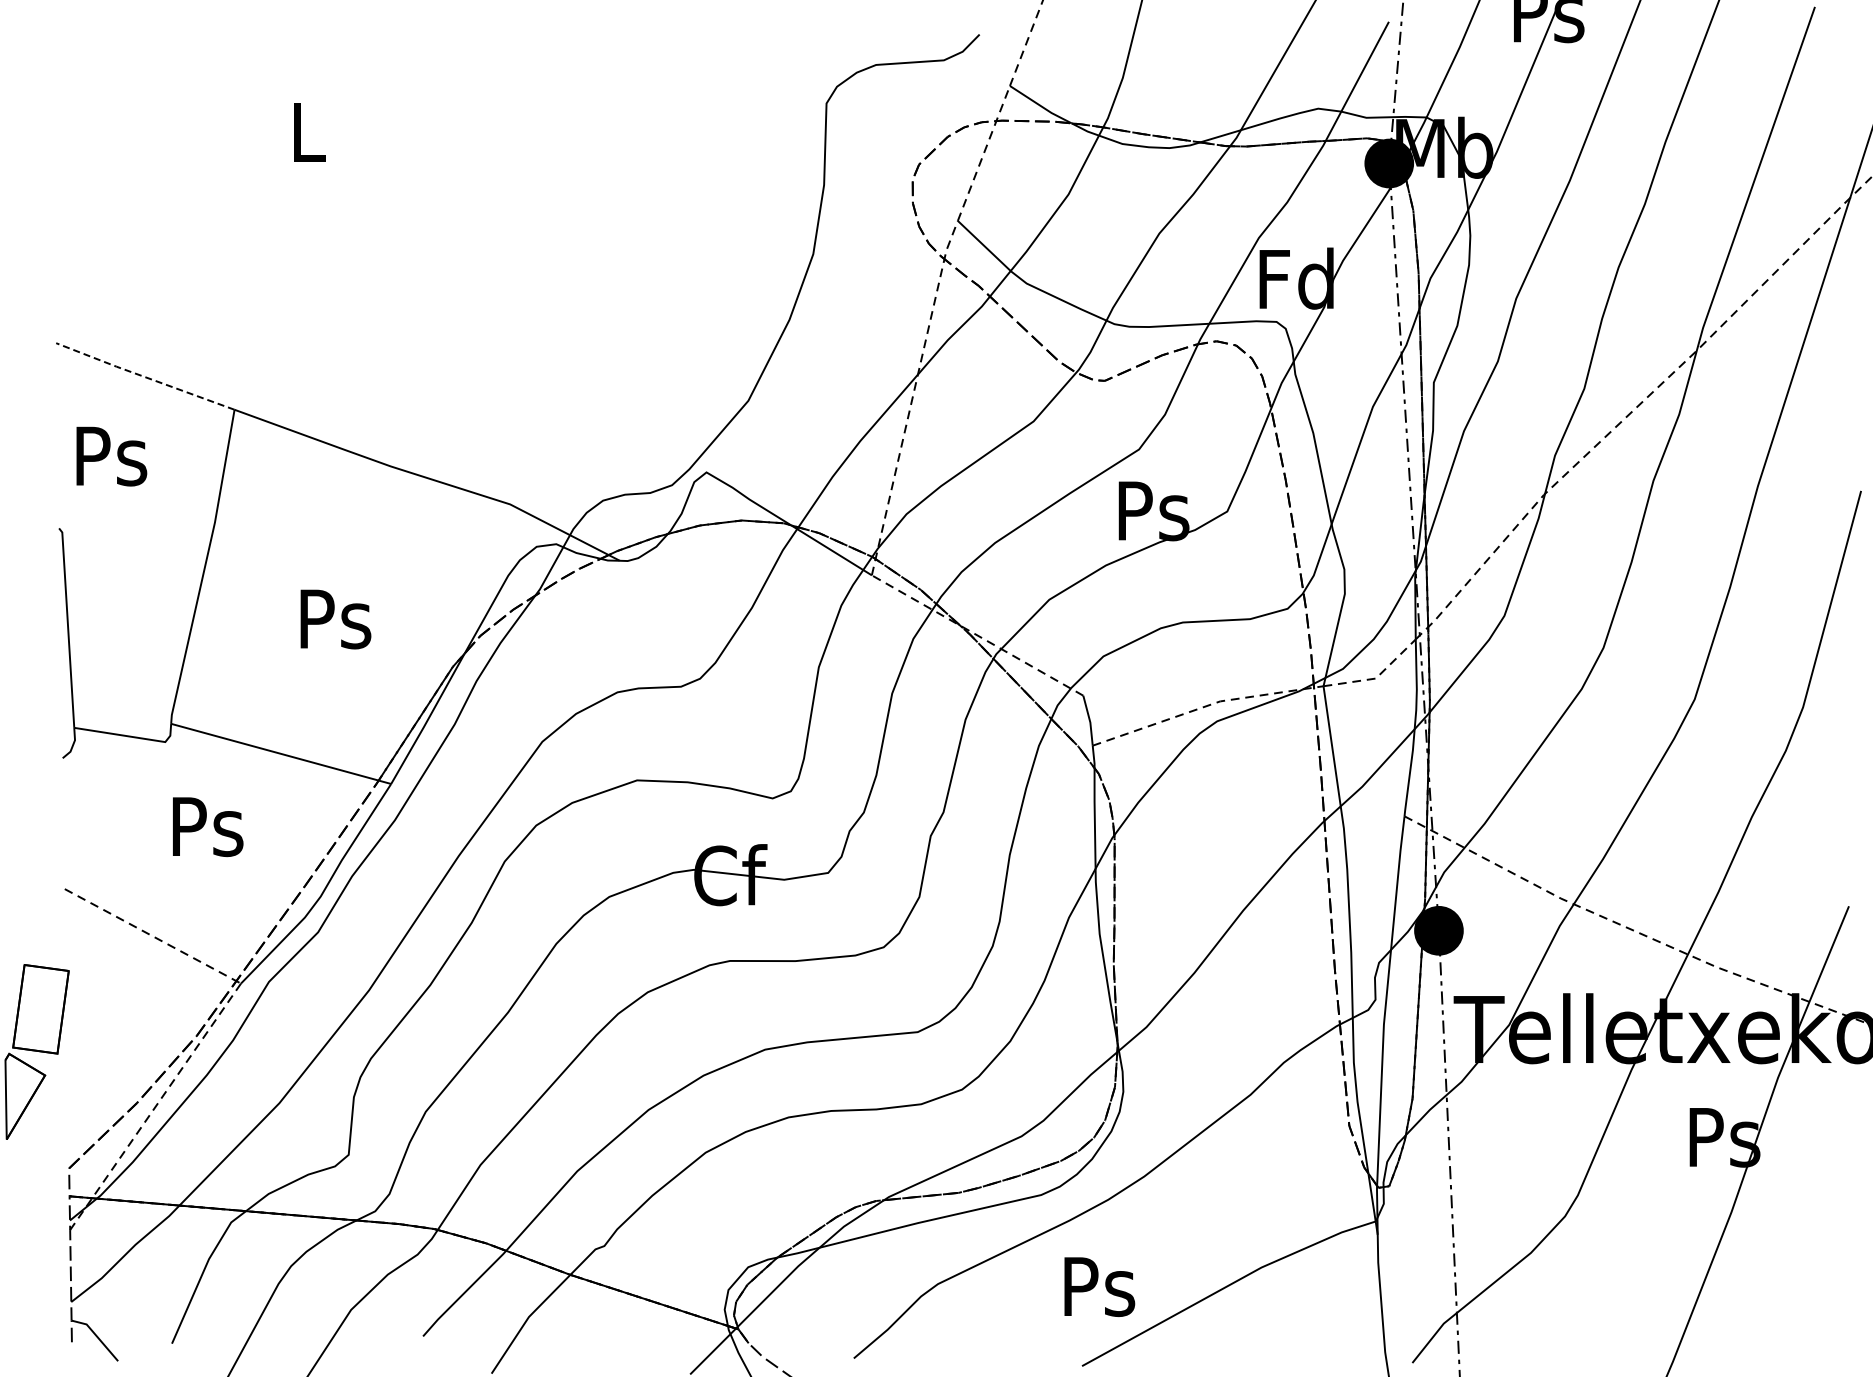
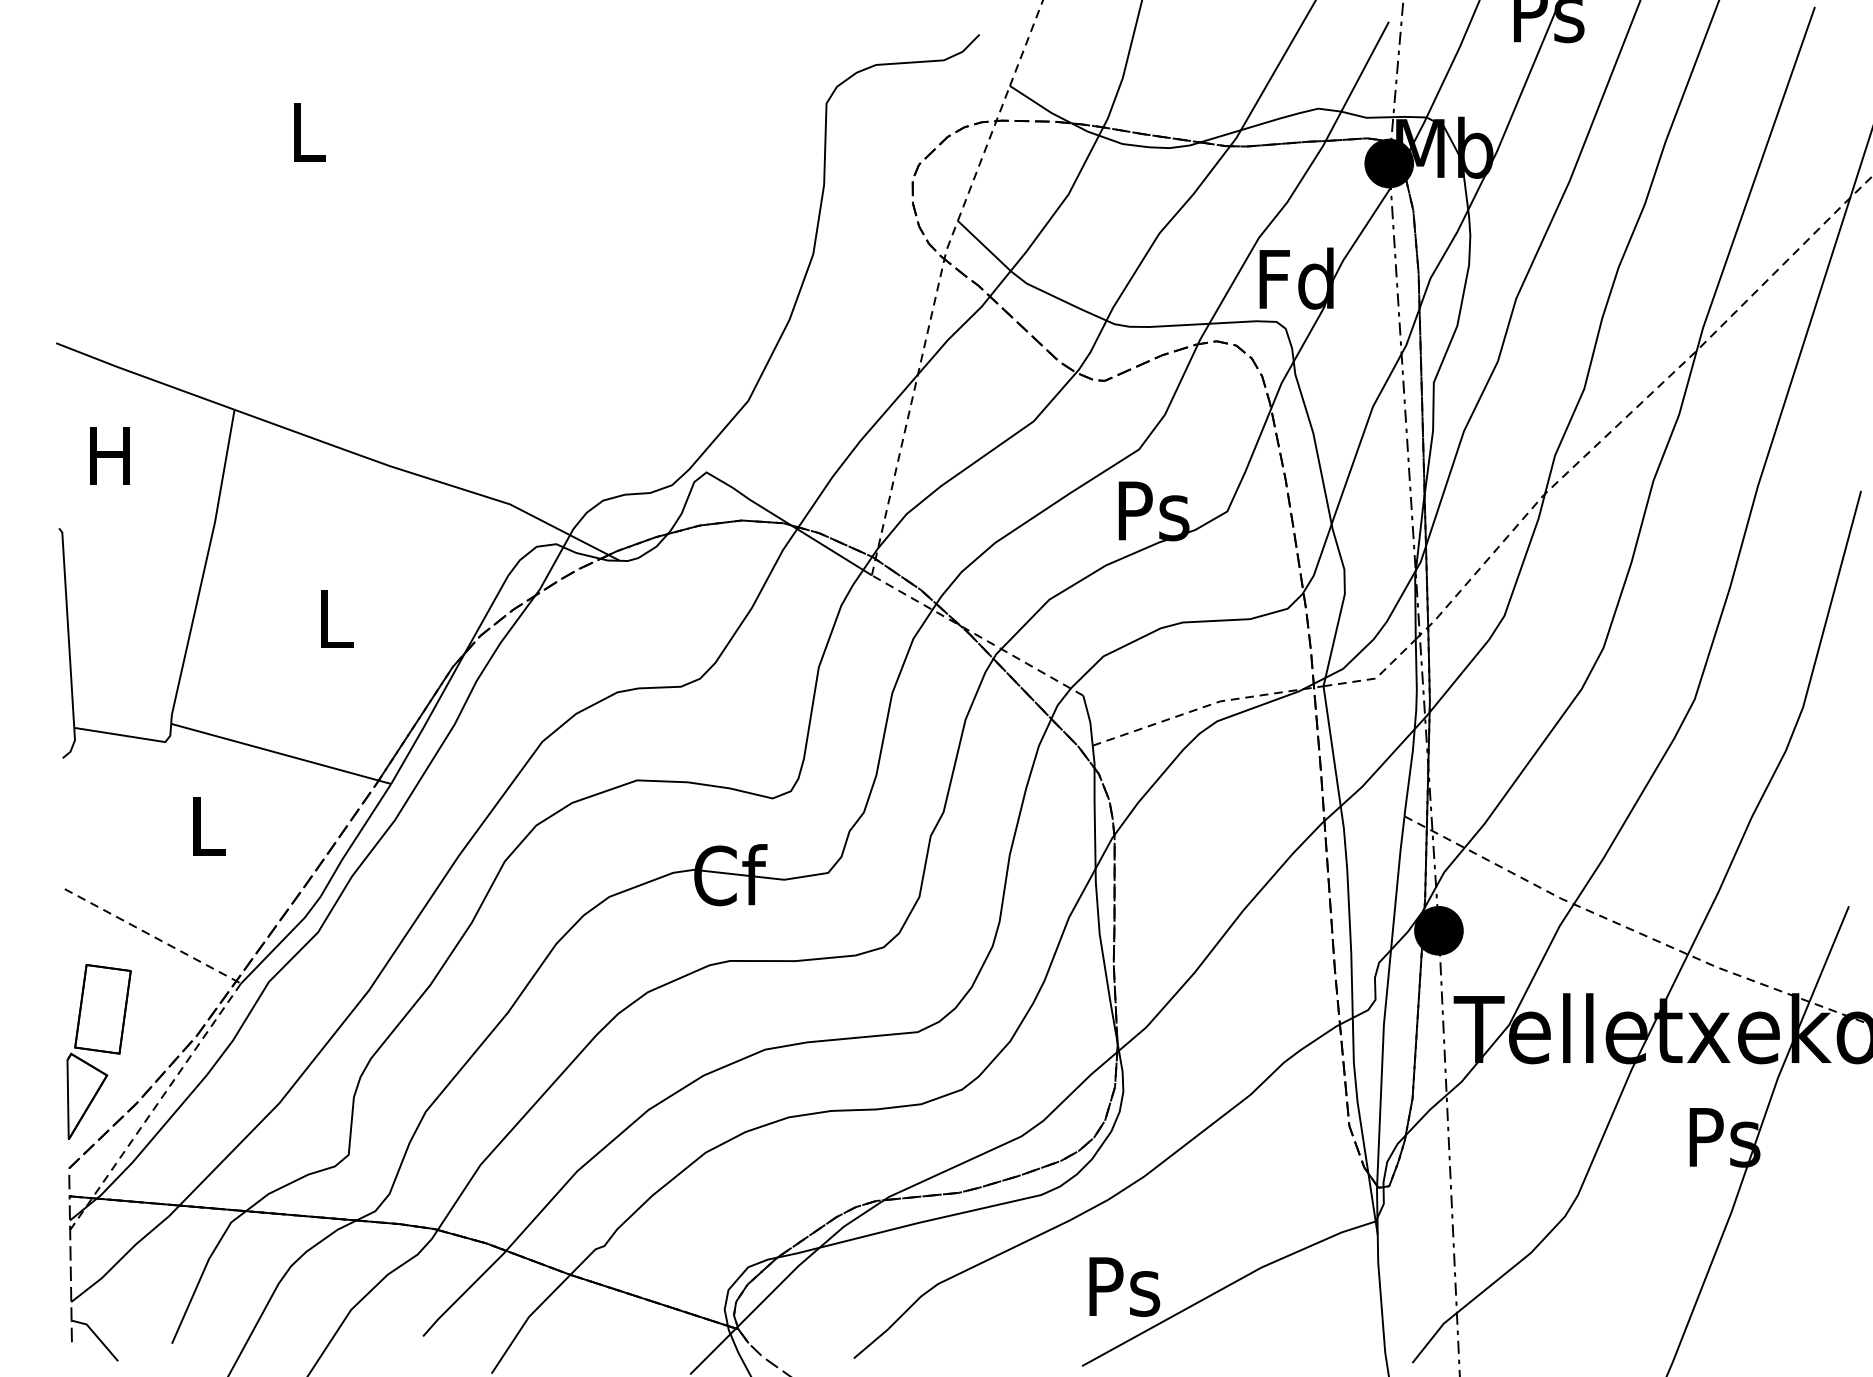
line: dashed -> solid (144, 376)
text: Ps -> H (111, 456)
text: Ps -> L (335, 619)
text: Ps -> L (207, 827)
part position: (36, 1051) -> (98, 1051) (98, 1051)
text position: (1099, 1286) -> (1124, 1286) (1124, 1286)
